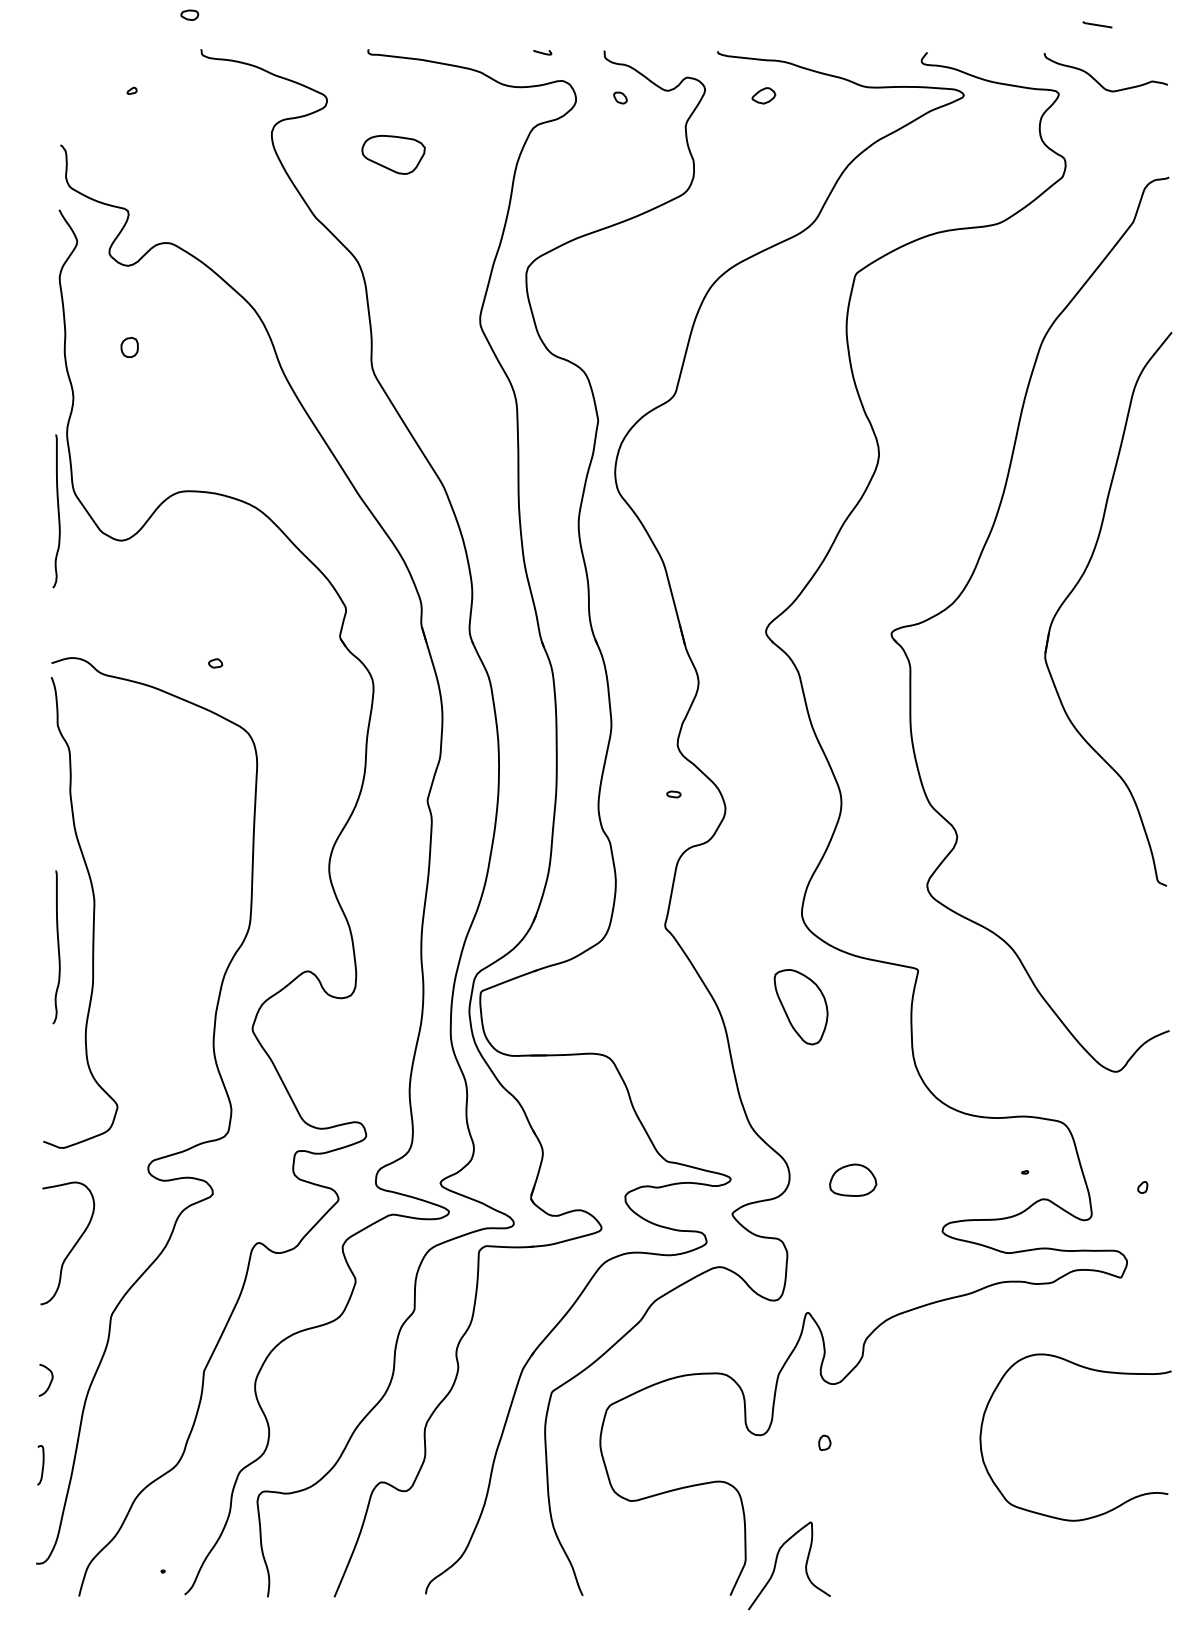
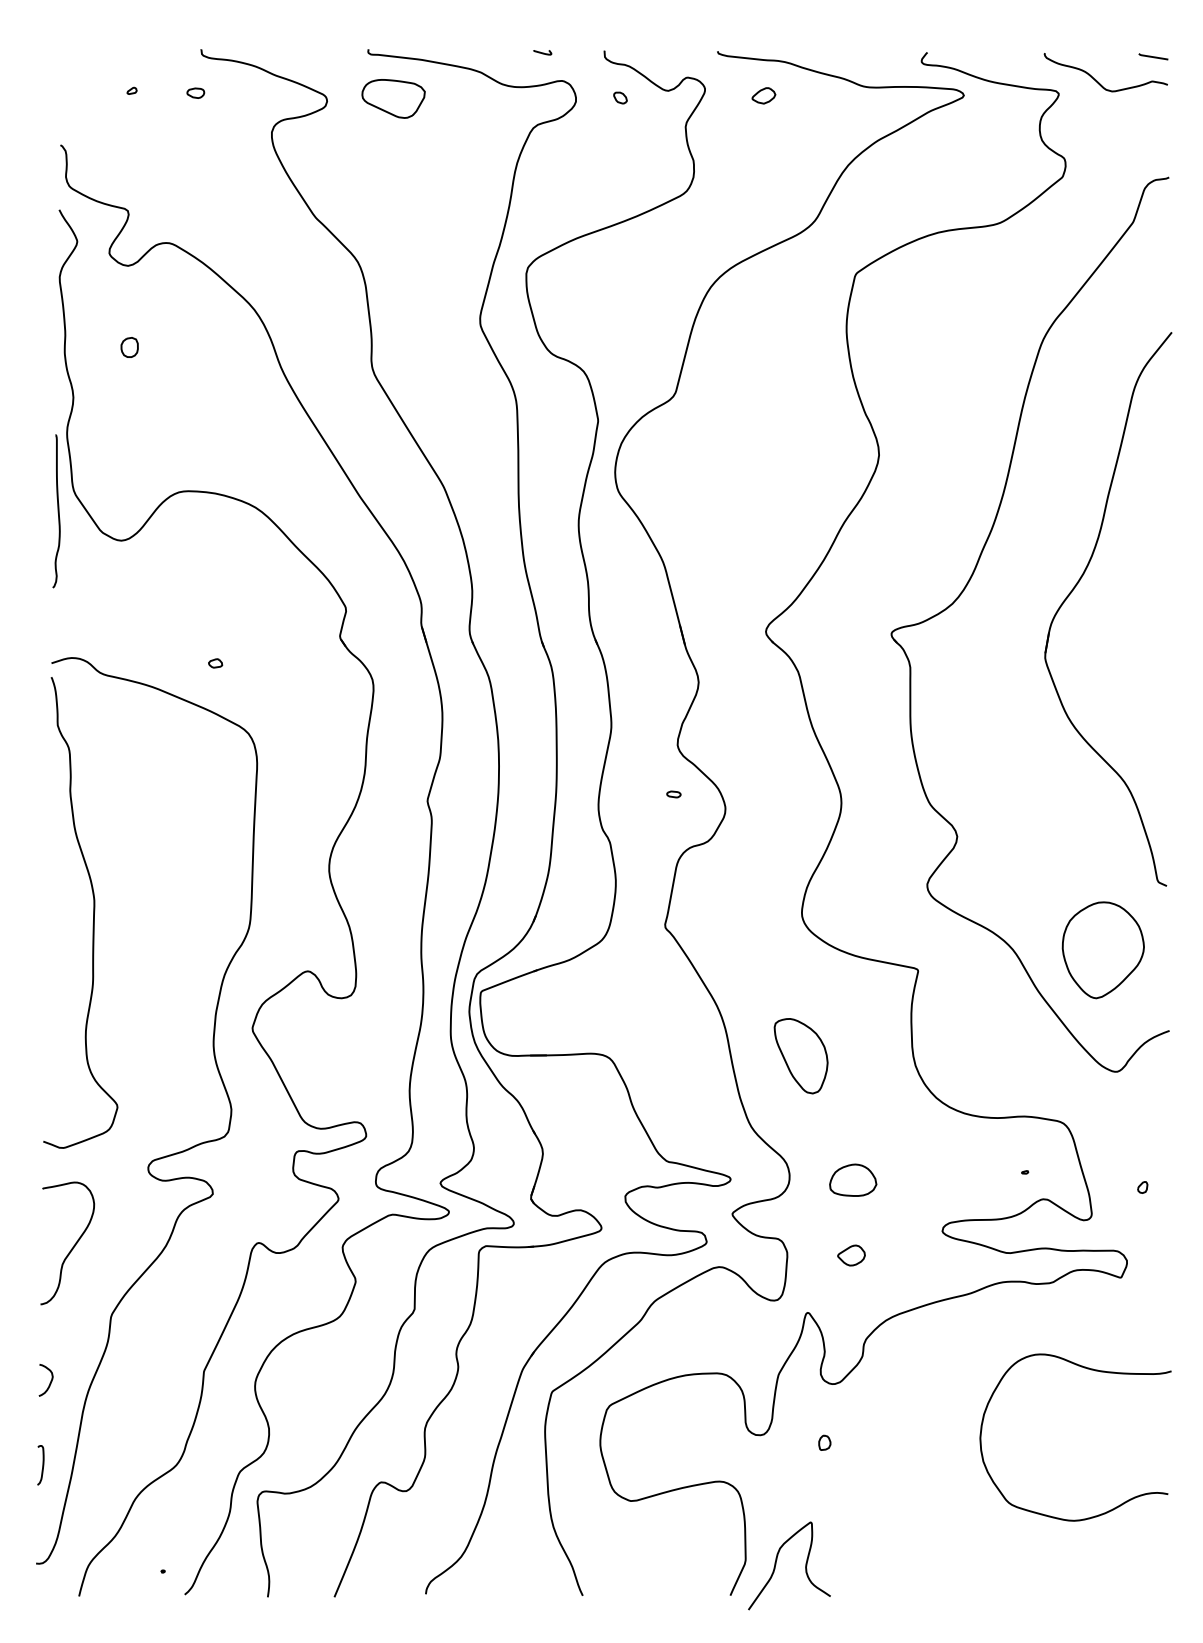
part position: (189, 14) -> (195, 92) (195, 92)
line position: (1097, 24) -> (1153, 56) (1153, 56)
part position: (393, 154) -> (393, 98) (393, 98)
curve: present -> none (57, 947)
part: none -> present (1102, 950)
part position: (800, 1007) -> (800, 1056) (800, 1056)
part: none -> present (851, 1255)
